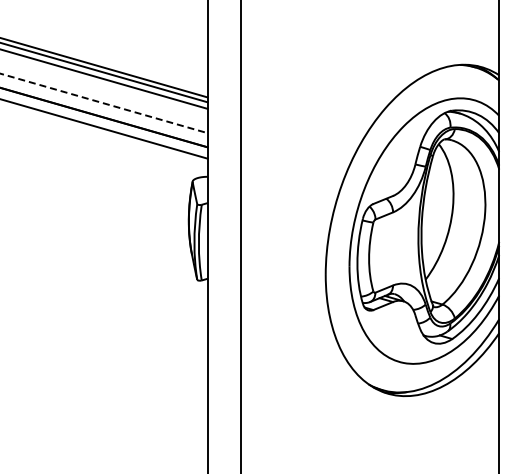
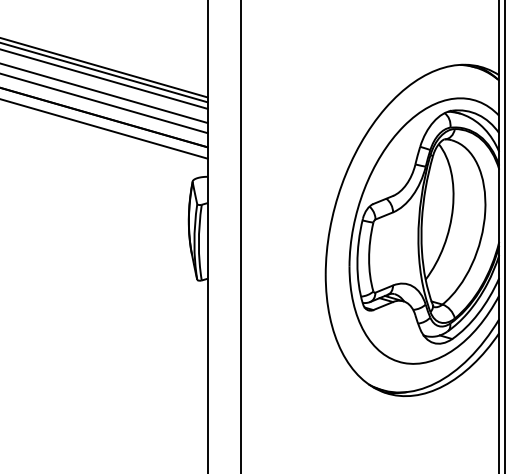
line: none -> present (104, 93)
line: dashed -> solid (103, 103)
line: none -> present (504, 236)
